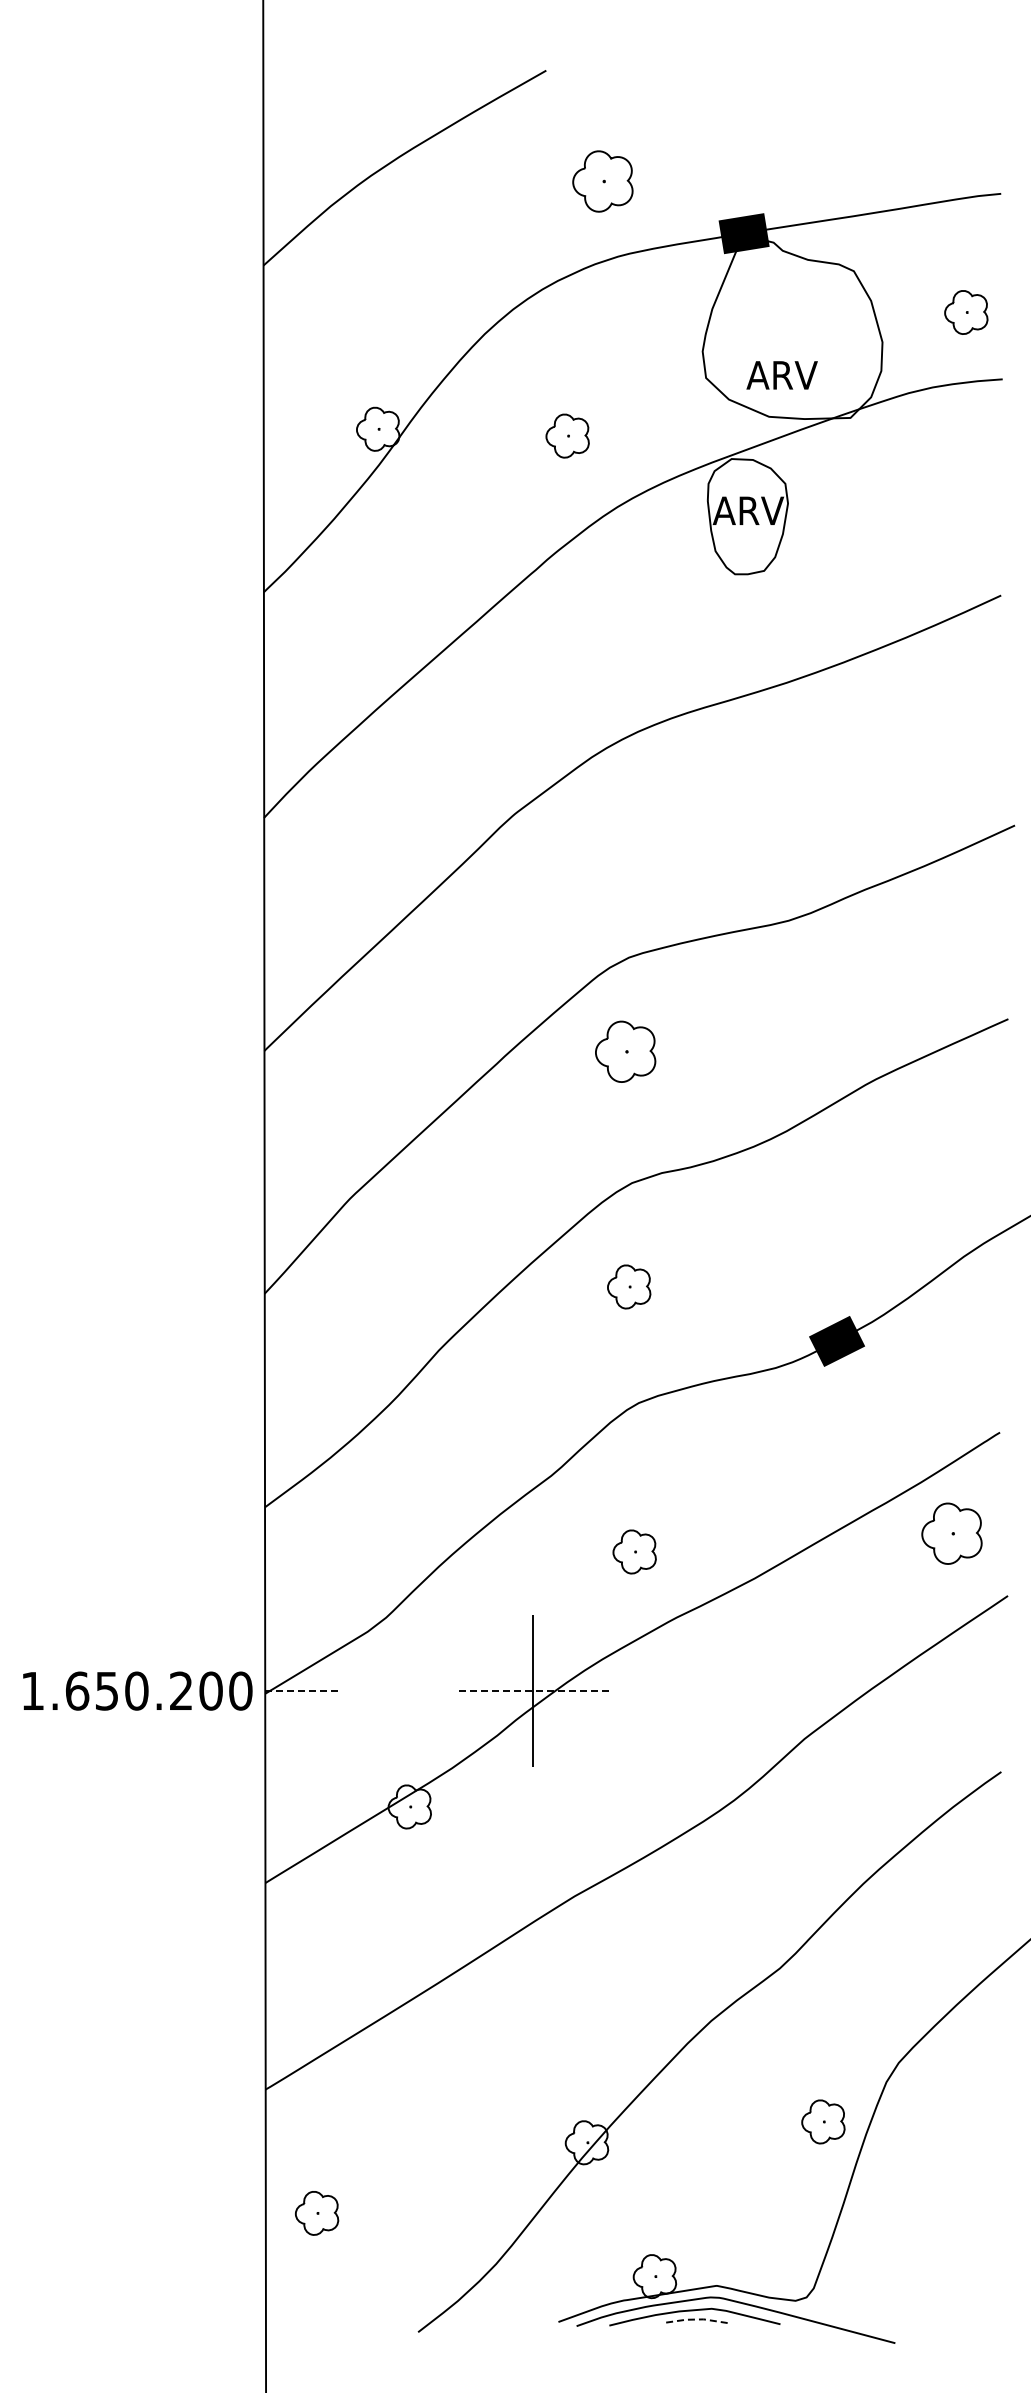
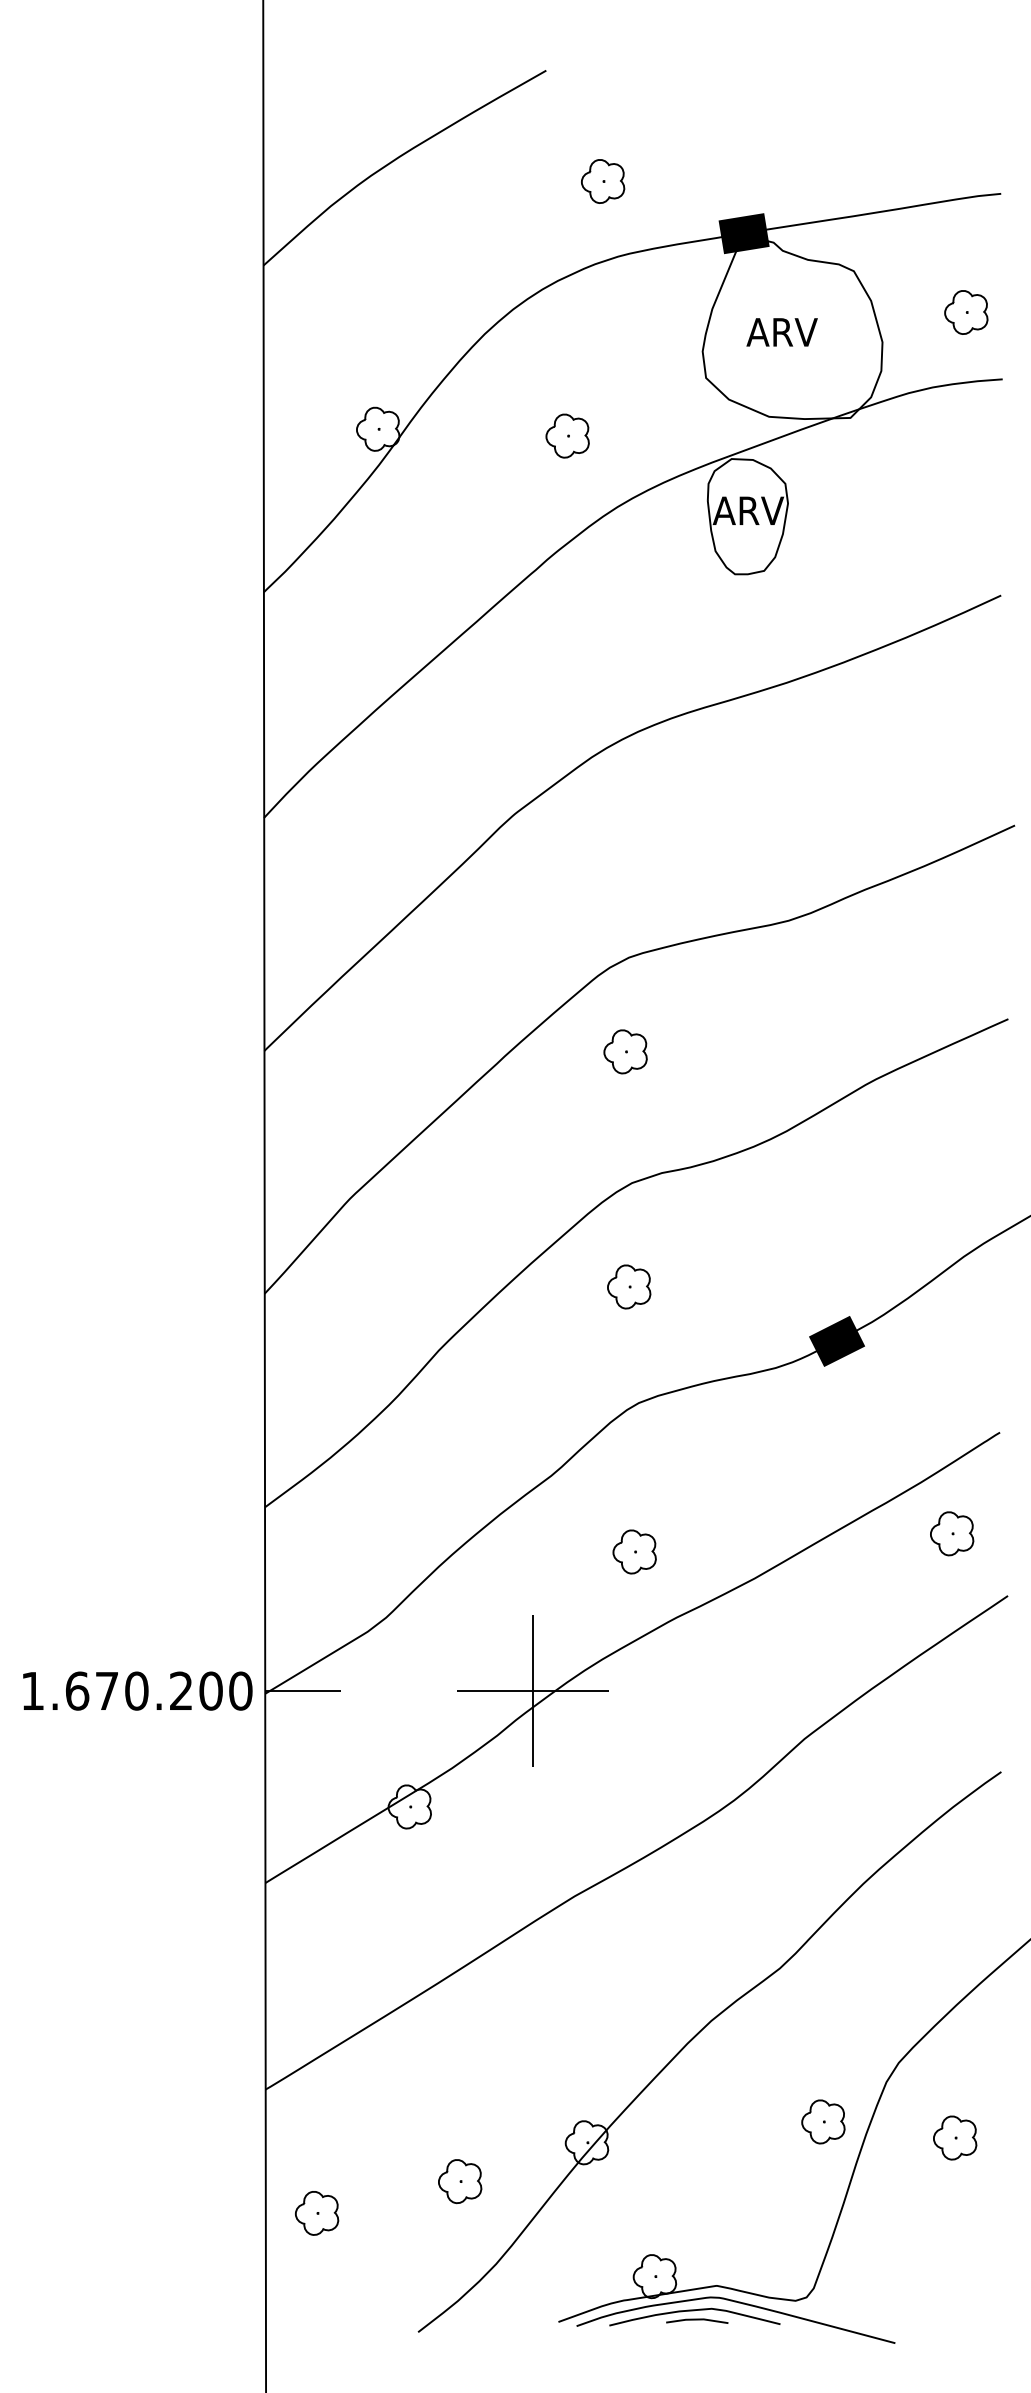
part size: 62x63 px -> 45x45 px (603, 181)
text position: (781, 375) -> (781, 332) (781, 332)
part size: 62x63 px -> 45x46 px (625, 1051)
part size: 62x63 px -> 45x46 px (952, 1533)
text: 1.650.200 -> 1.670.200 (106, 1691)
line: dashed -> solid (303, 1691)
line: dashed -> solid (533, 1691)
part: none -> present (955, 2137)
part: none -> present (460, 2181)
line: dashed -> solid (697, 2319)
